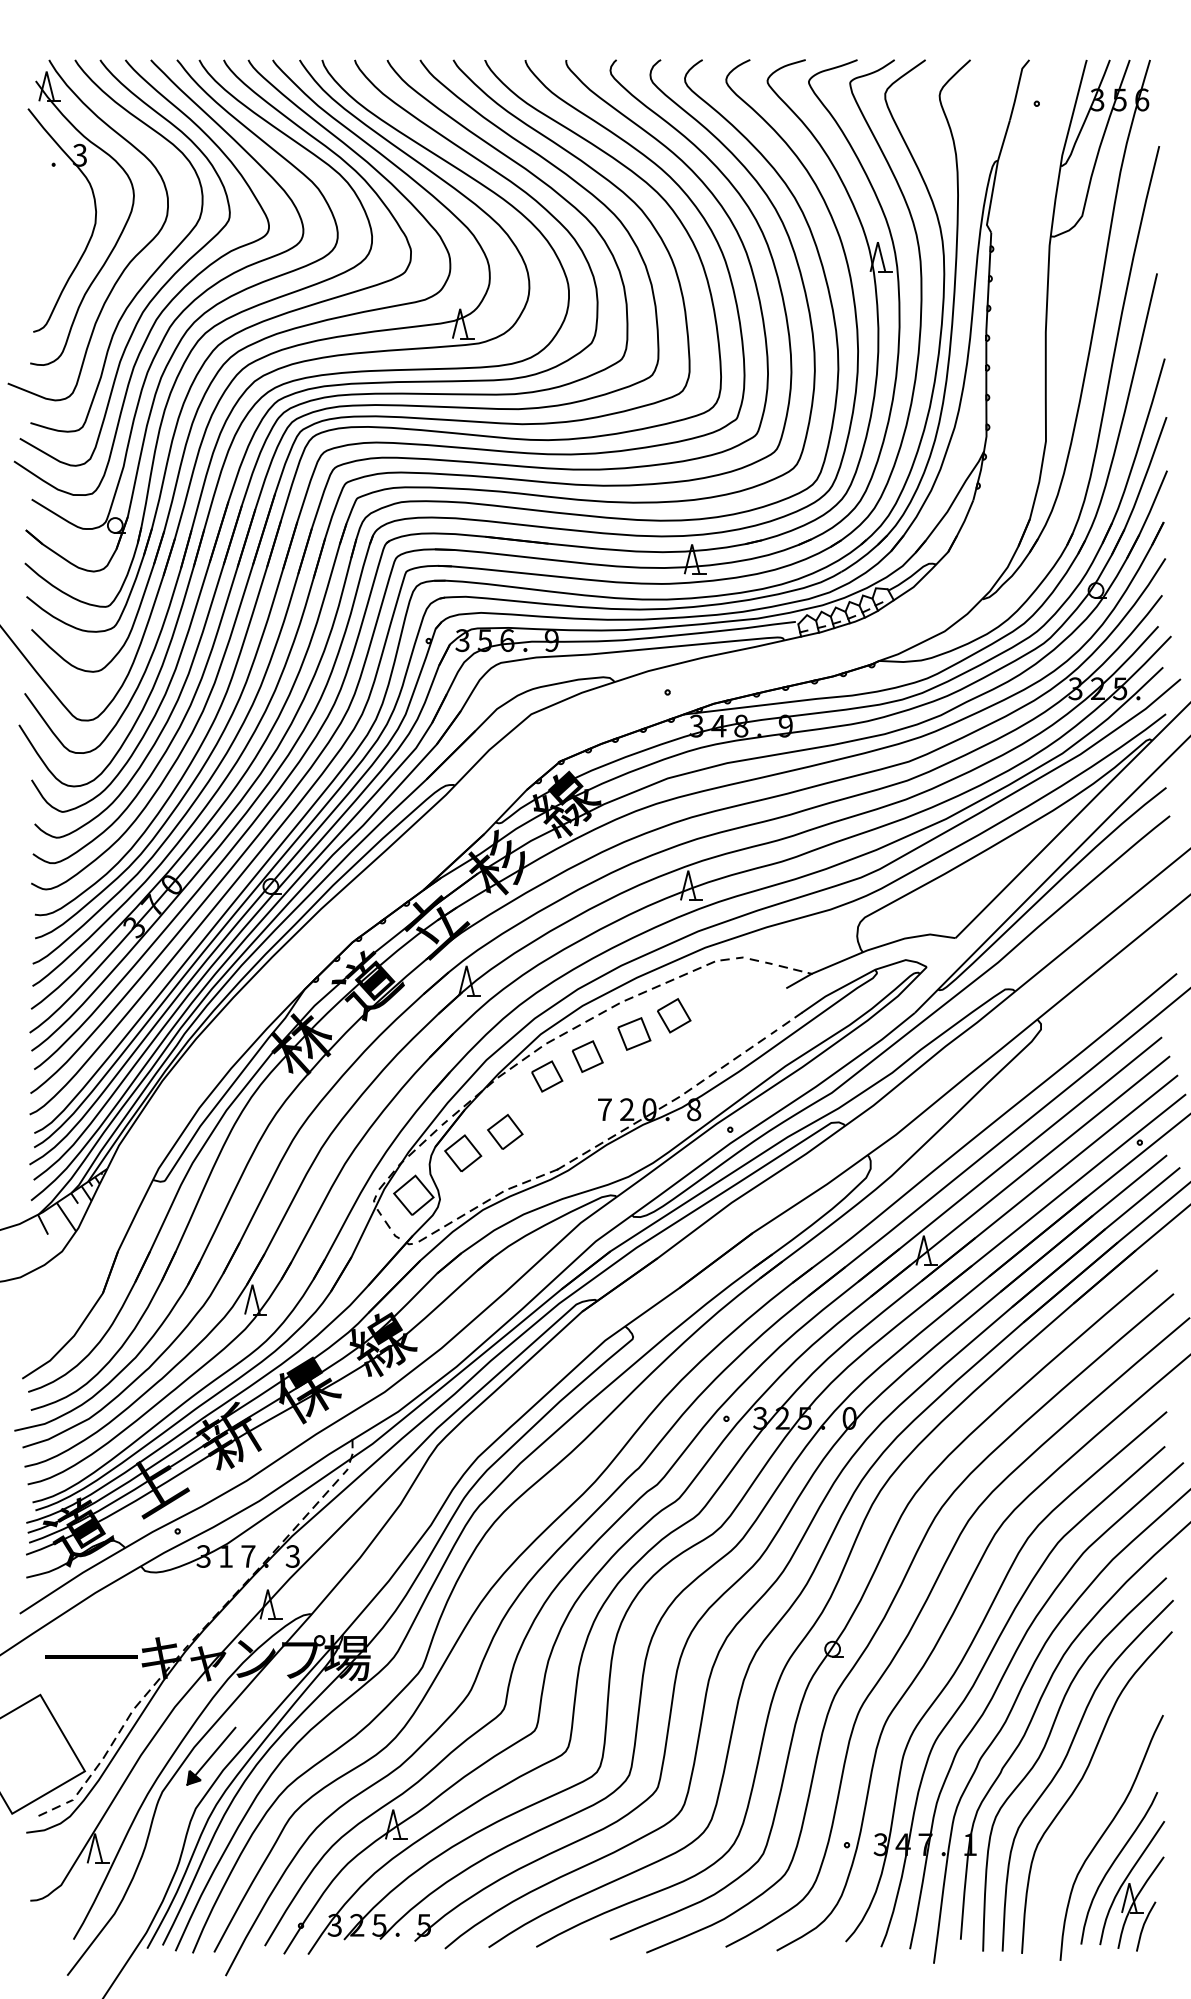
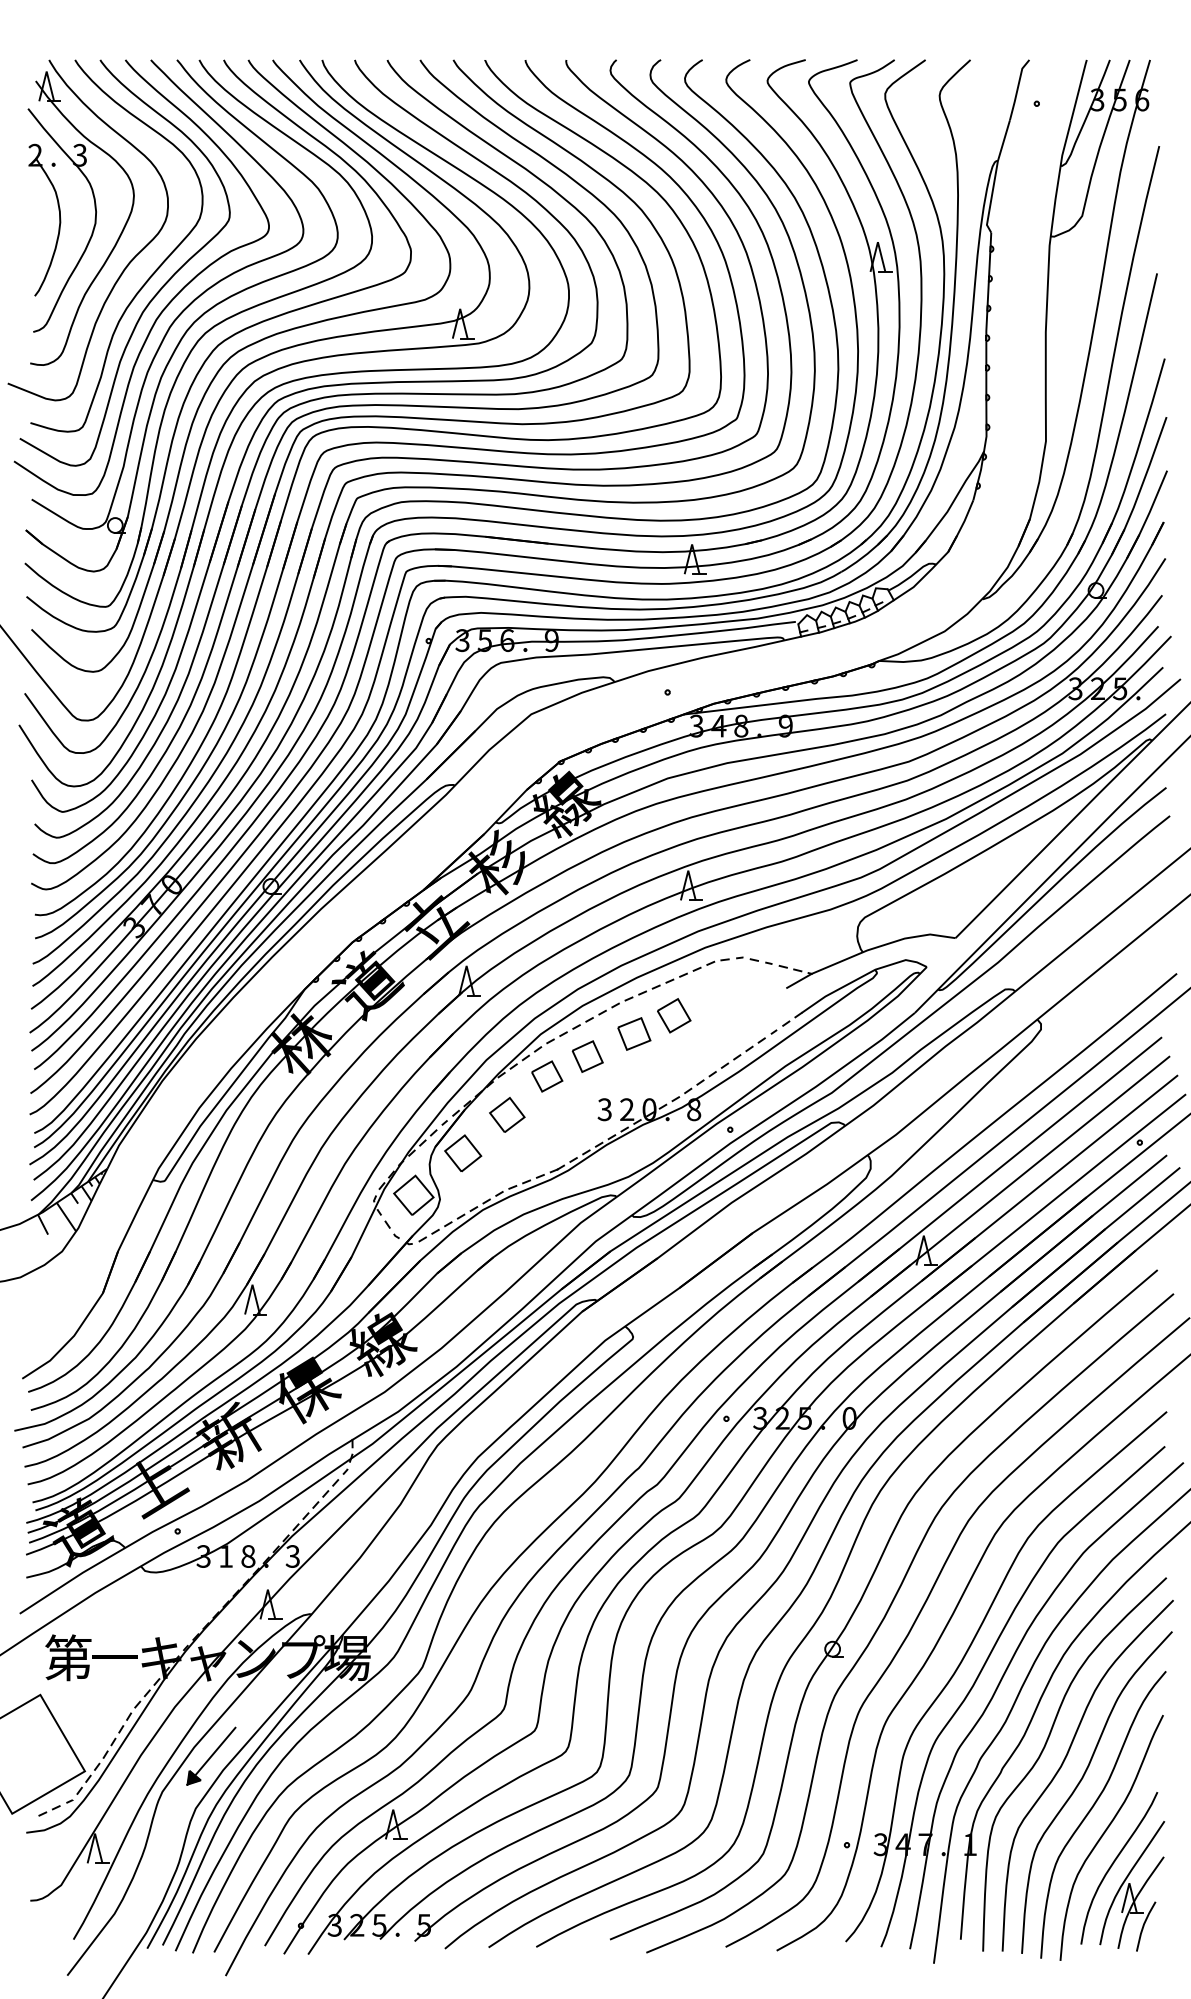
part: none -> present (59, 219)
text: 7 -> 3 (604, 1109)
part position: (505, 1131) -> (507, 1114) (507, 1114)
text: 7 -> 8 (248, 1556)
text: 一 -> 第 (68, 1657)
curve: none -> present (1094, 1806)
